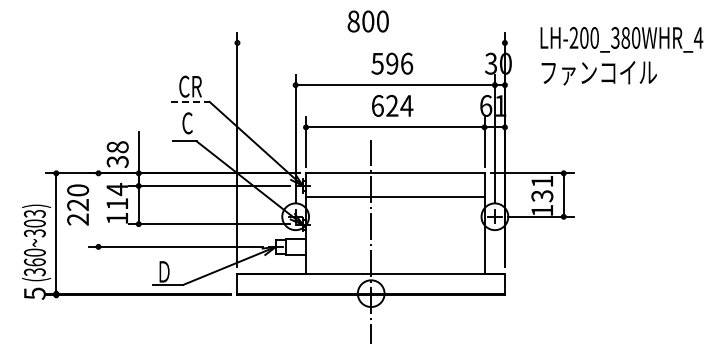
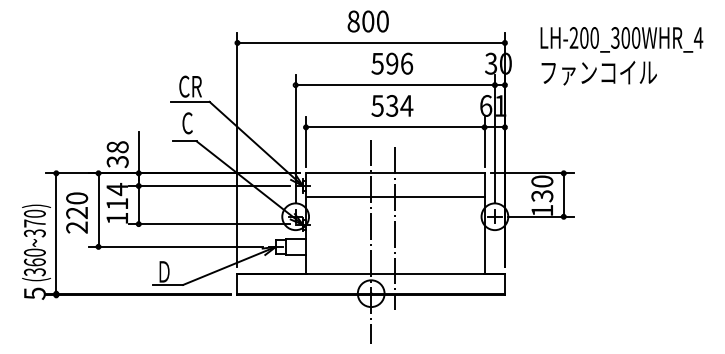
text: LH-200_380WHR_4 -> LH-200_300WHR_4 (625, 37)
line: none -> present (371, 42)
line: dashed -> solid (190, 101)
text: 624 -> 534 (384, 105)
text: 131 -> 130 (542, 181)
text position: (78, 204) -> (77, 212) (77, 212)
line: none -> present (98, 209)
text: (360~303) -> (360~370) (34, 218)
line: none -> present (395, 228)
